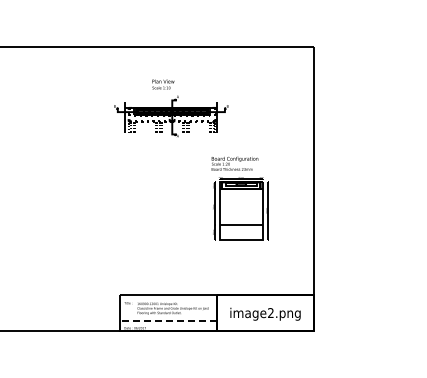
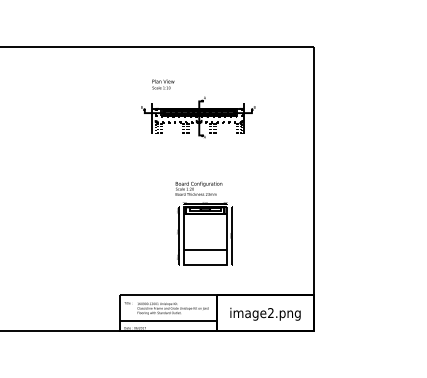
part position: (171, 116) -> (198, 117) (198, 117)
part position: (239, 198) -> (203, 223) (203, 223)
line: dashed -> solid (168, 320)
